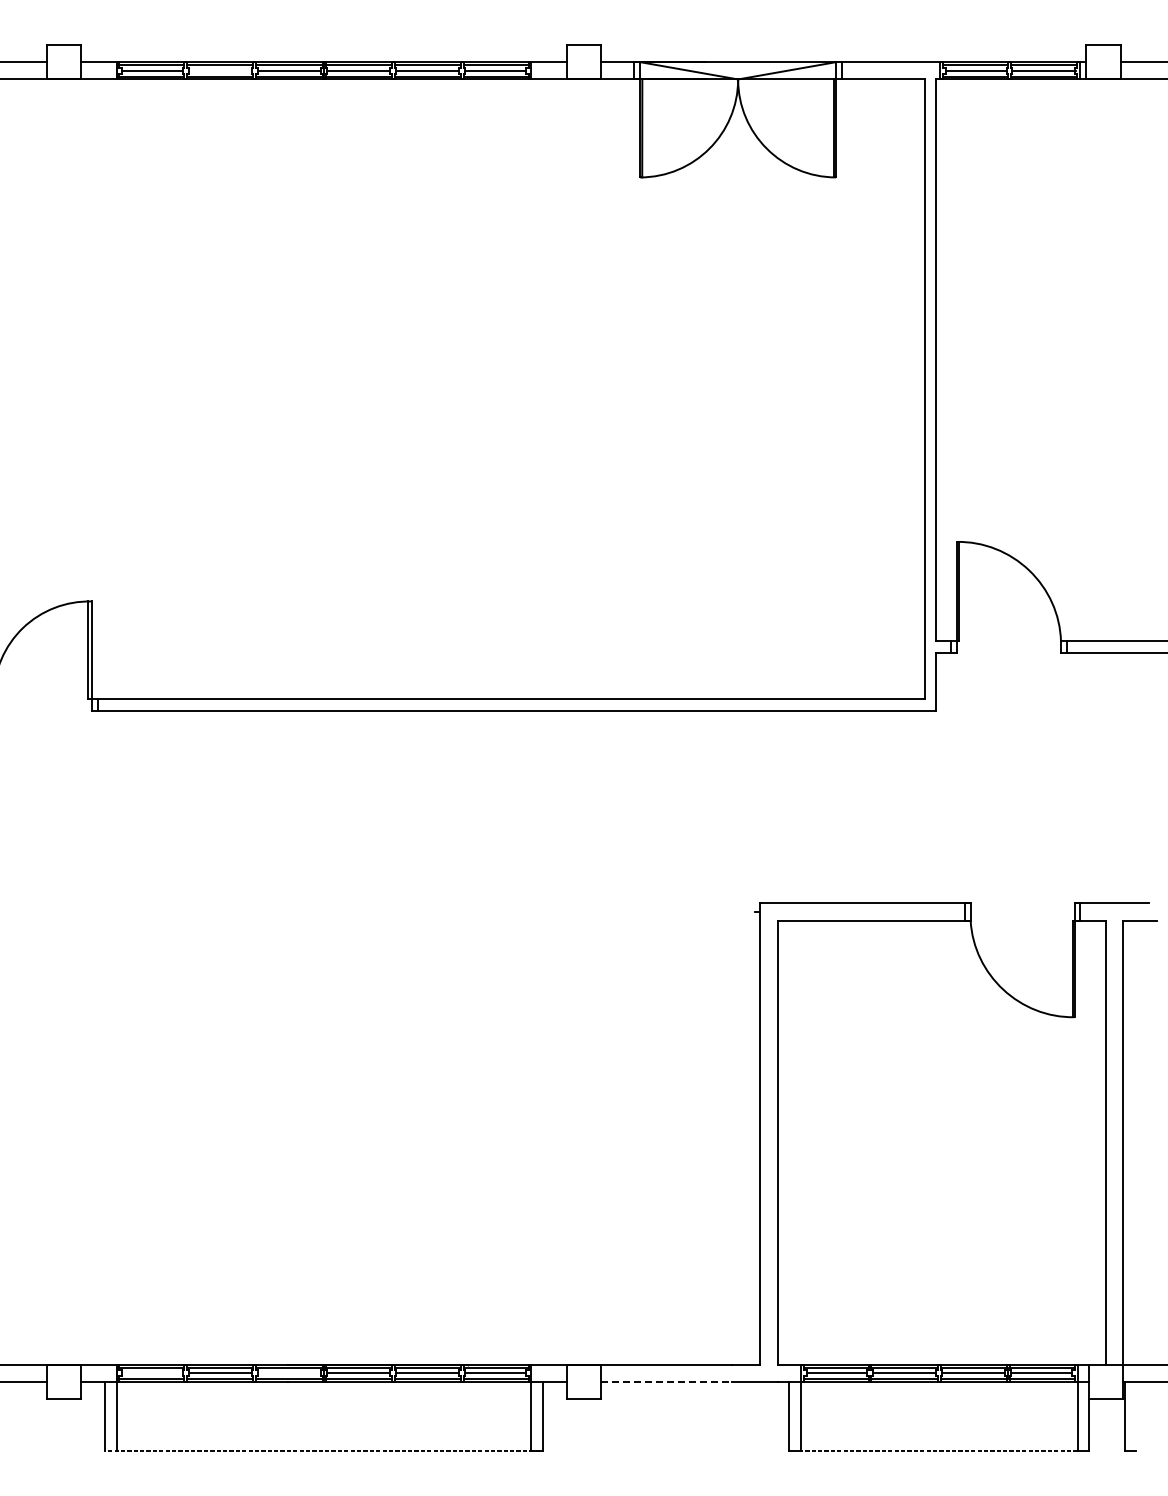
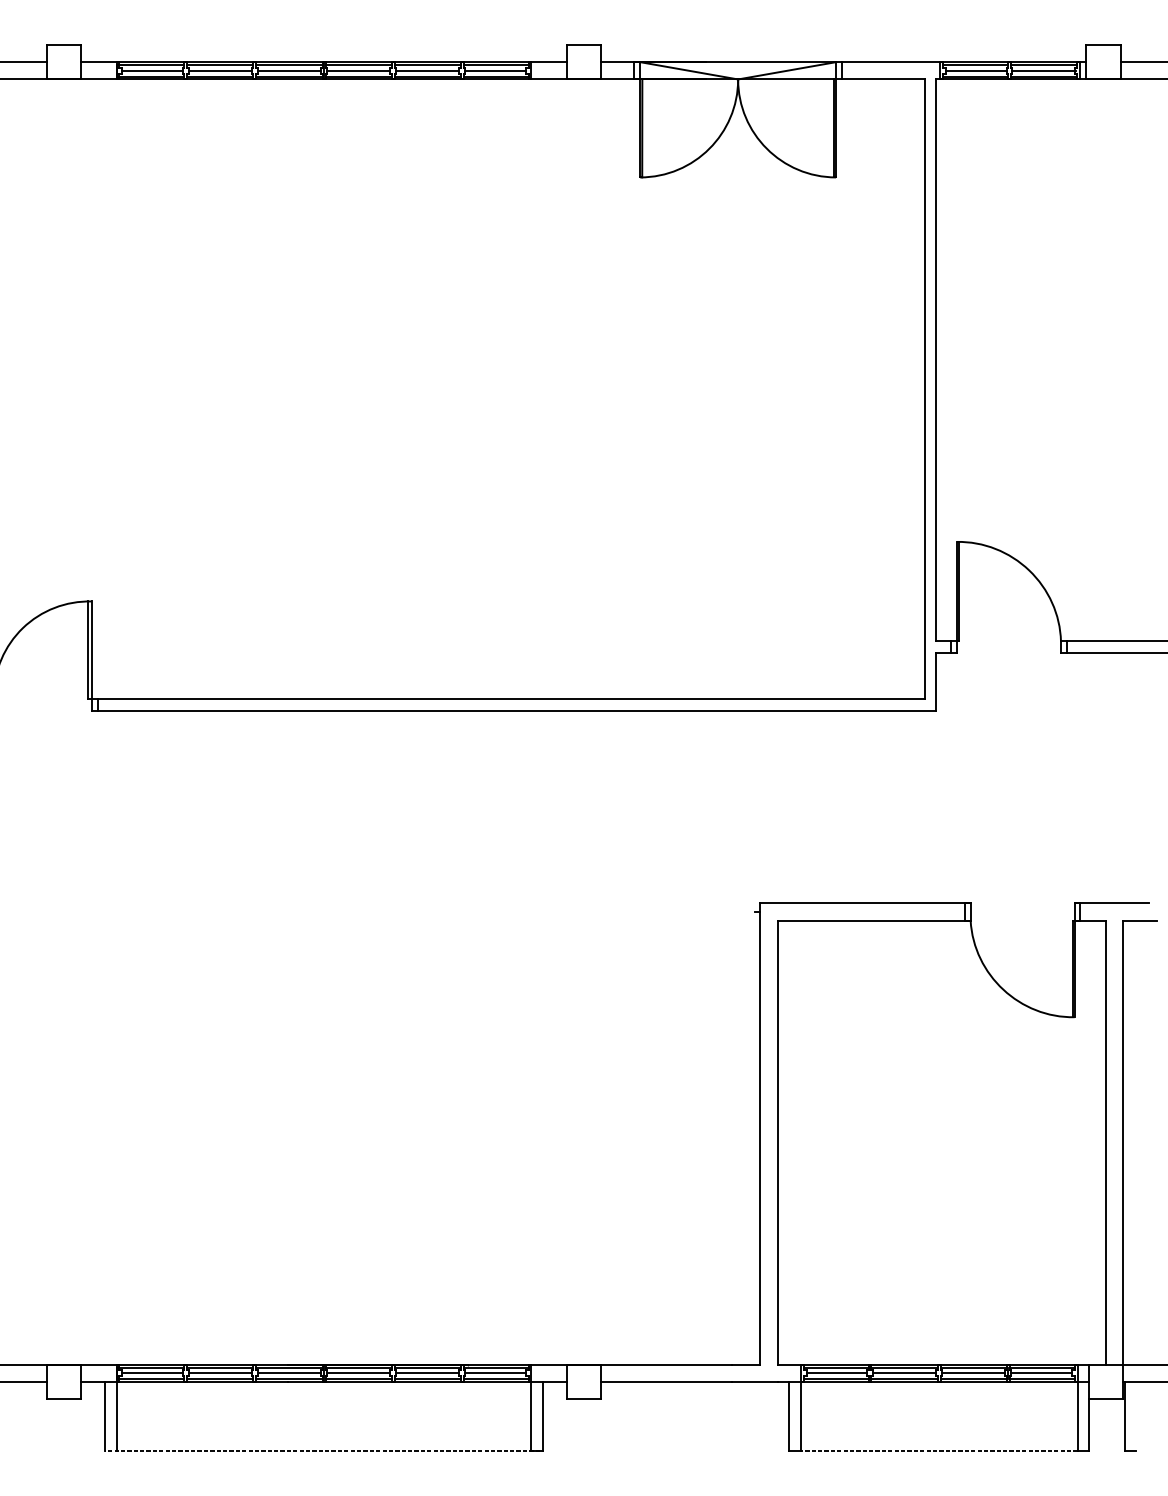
line: none -> present (219, 70)
line: none -> present (152, 1373)
line: none -> present (289, 1373)
line: dashed -> solid (666, 1381)
